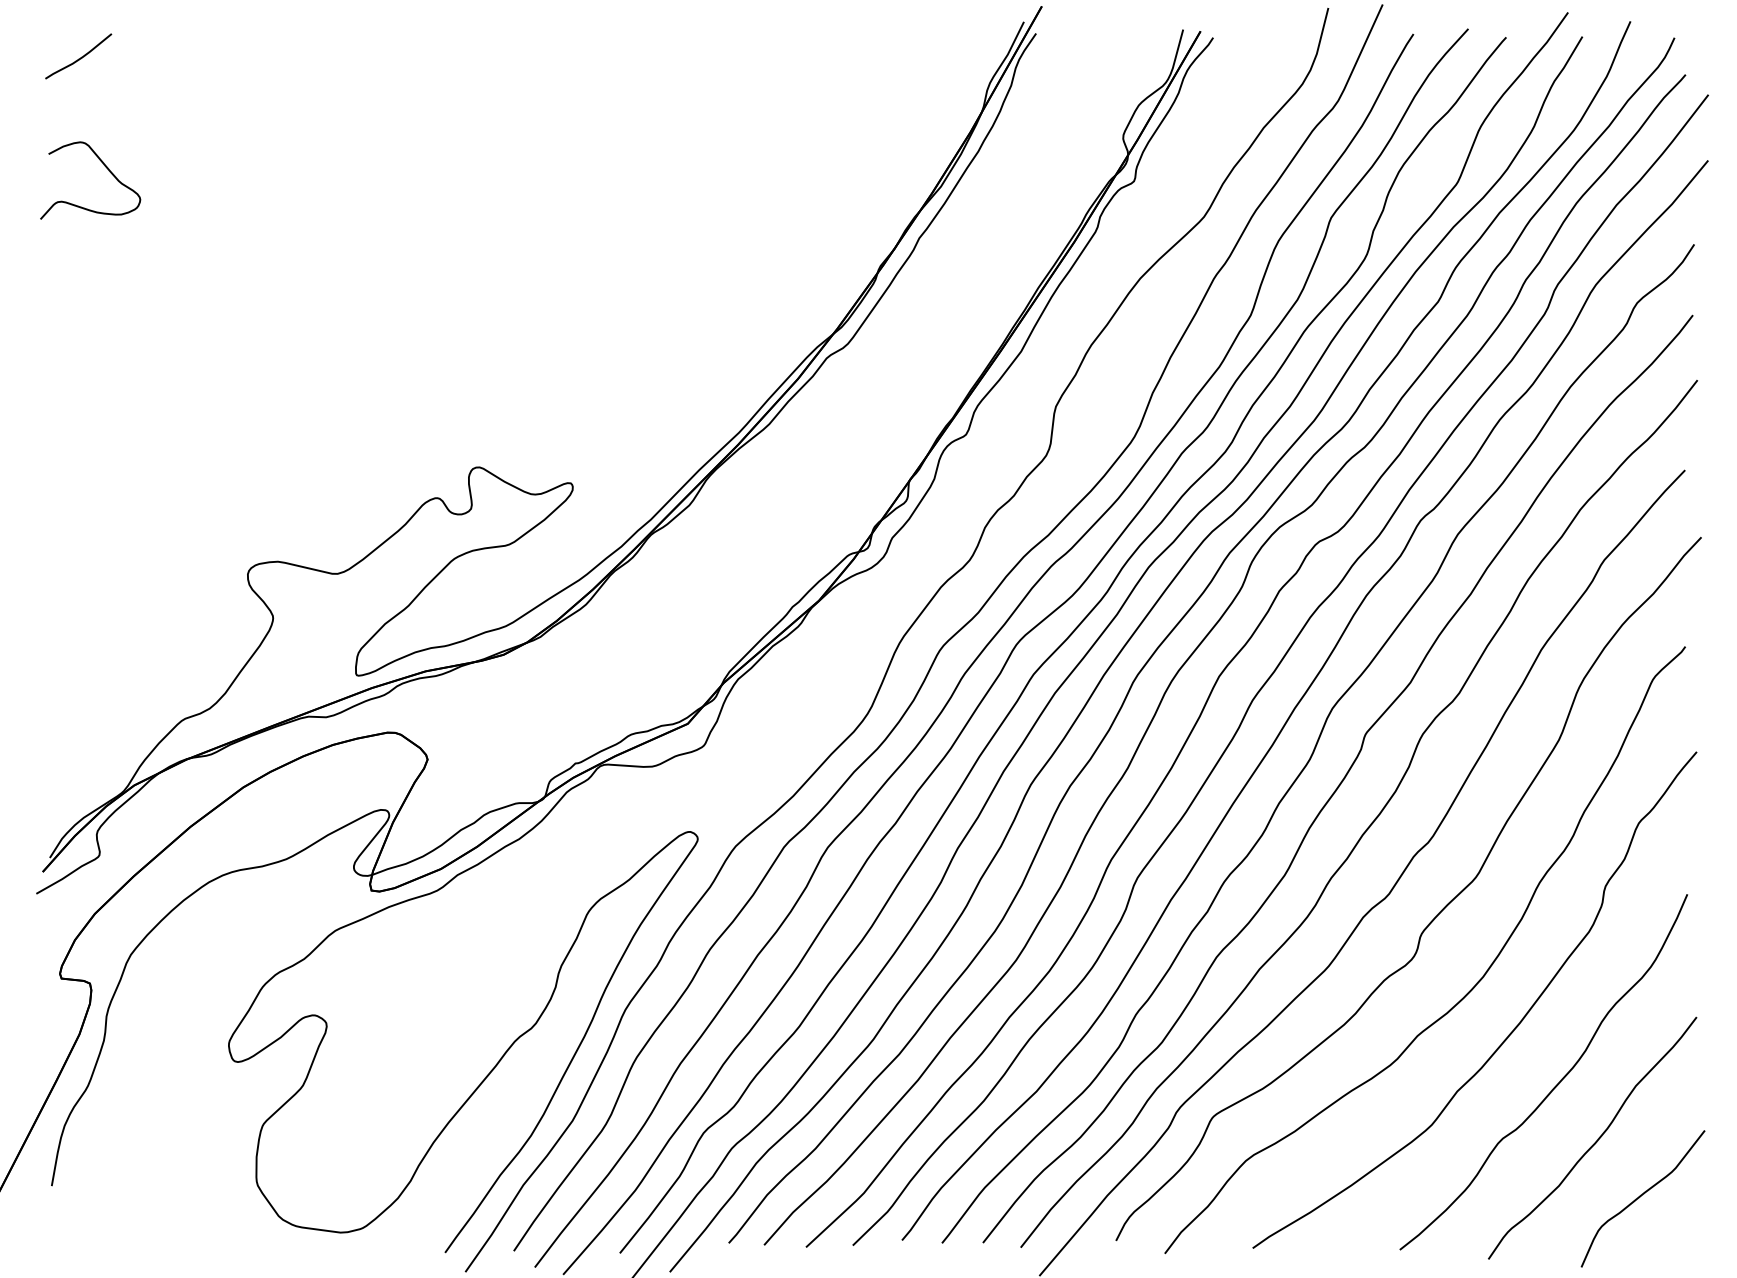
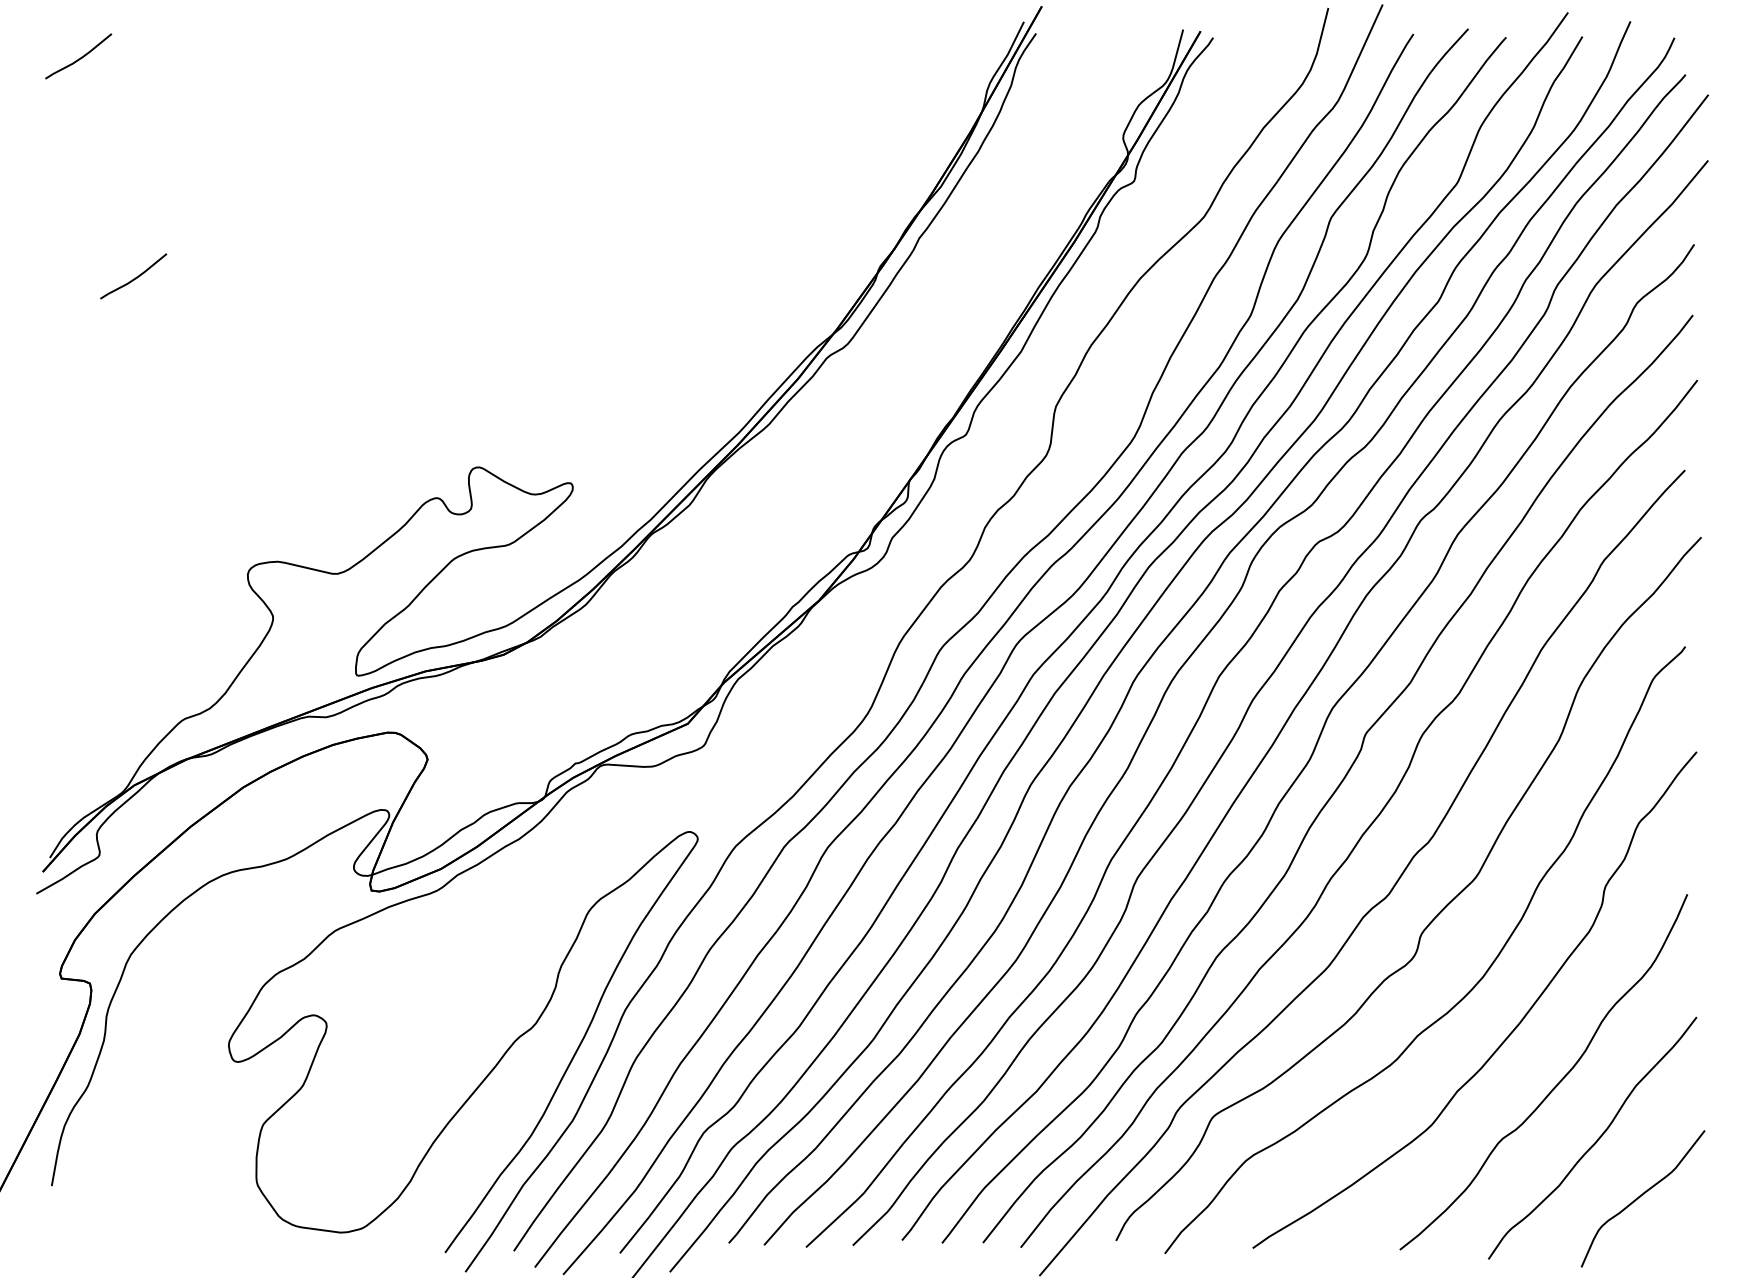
curve: present -> none (104, 166)
curve: none -> present (133, 278)
